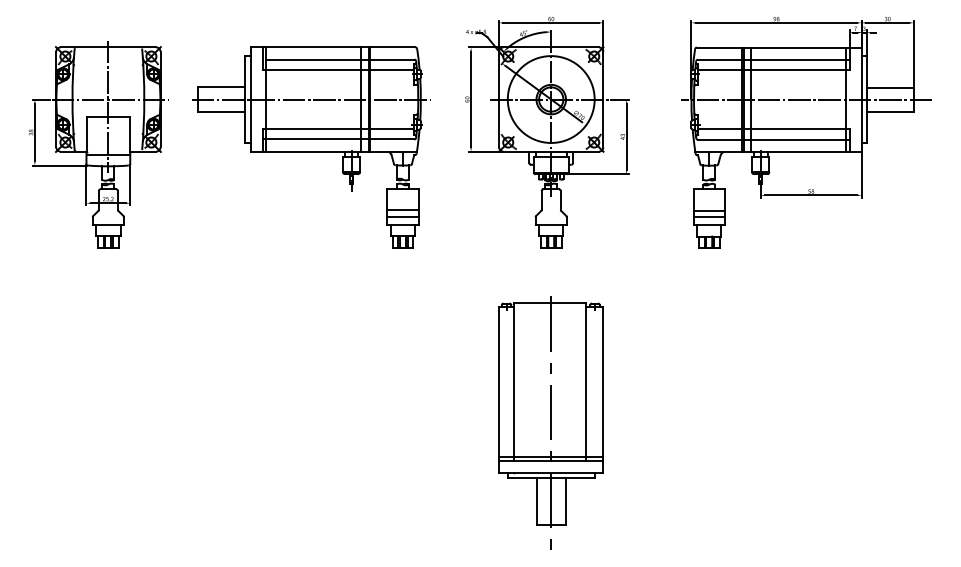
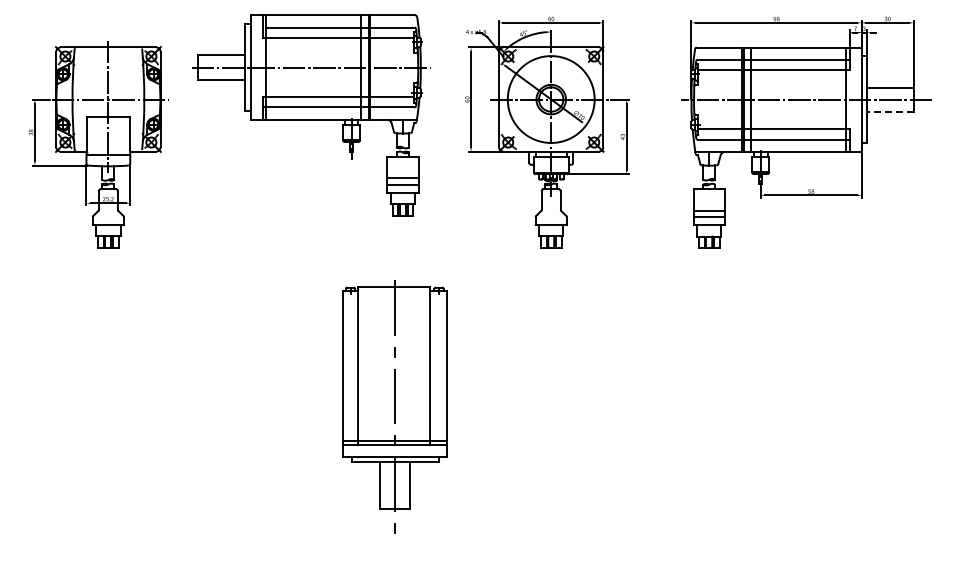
line: solid -> dashed (889, 111)
part position: (311, 147) -> (311, 115) (311, 115)
part position: (550, 422) -> (394, 406) (394, 406)
